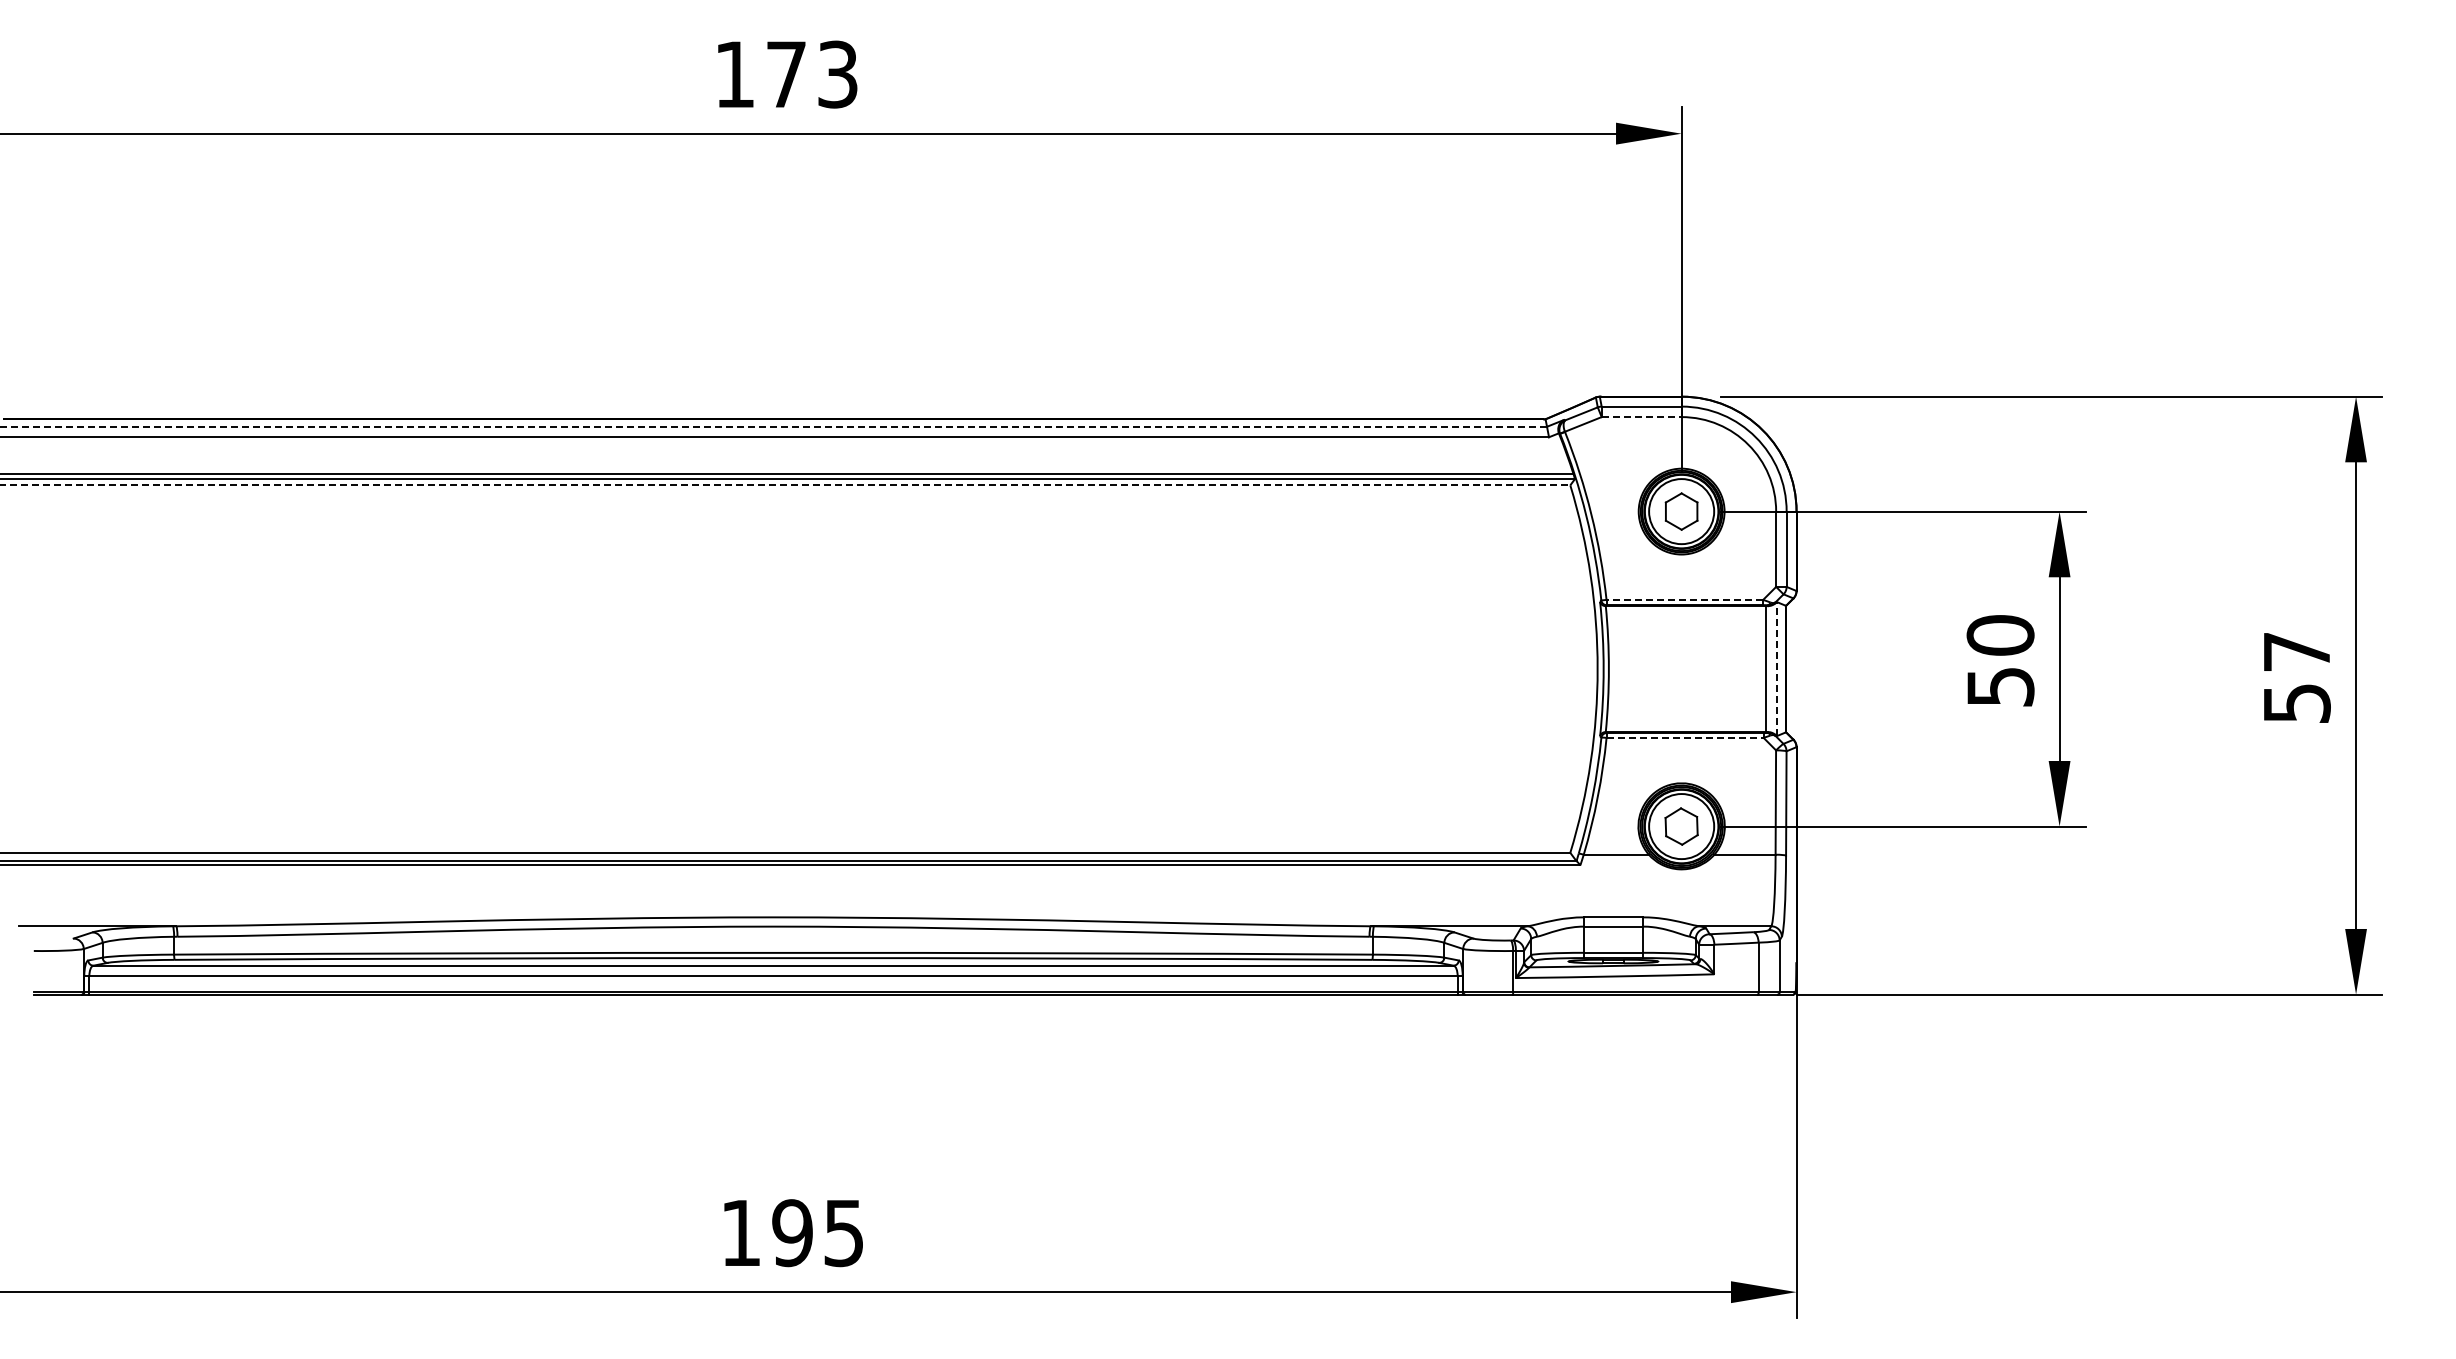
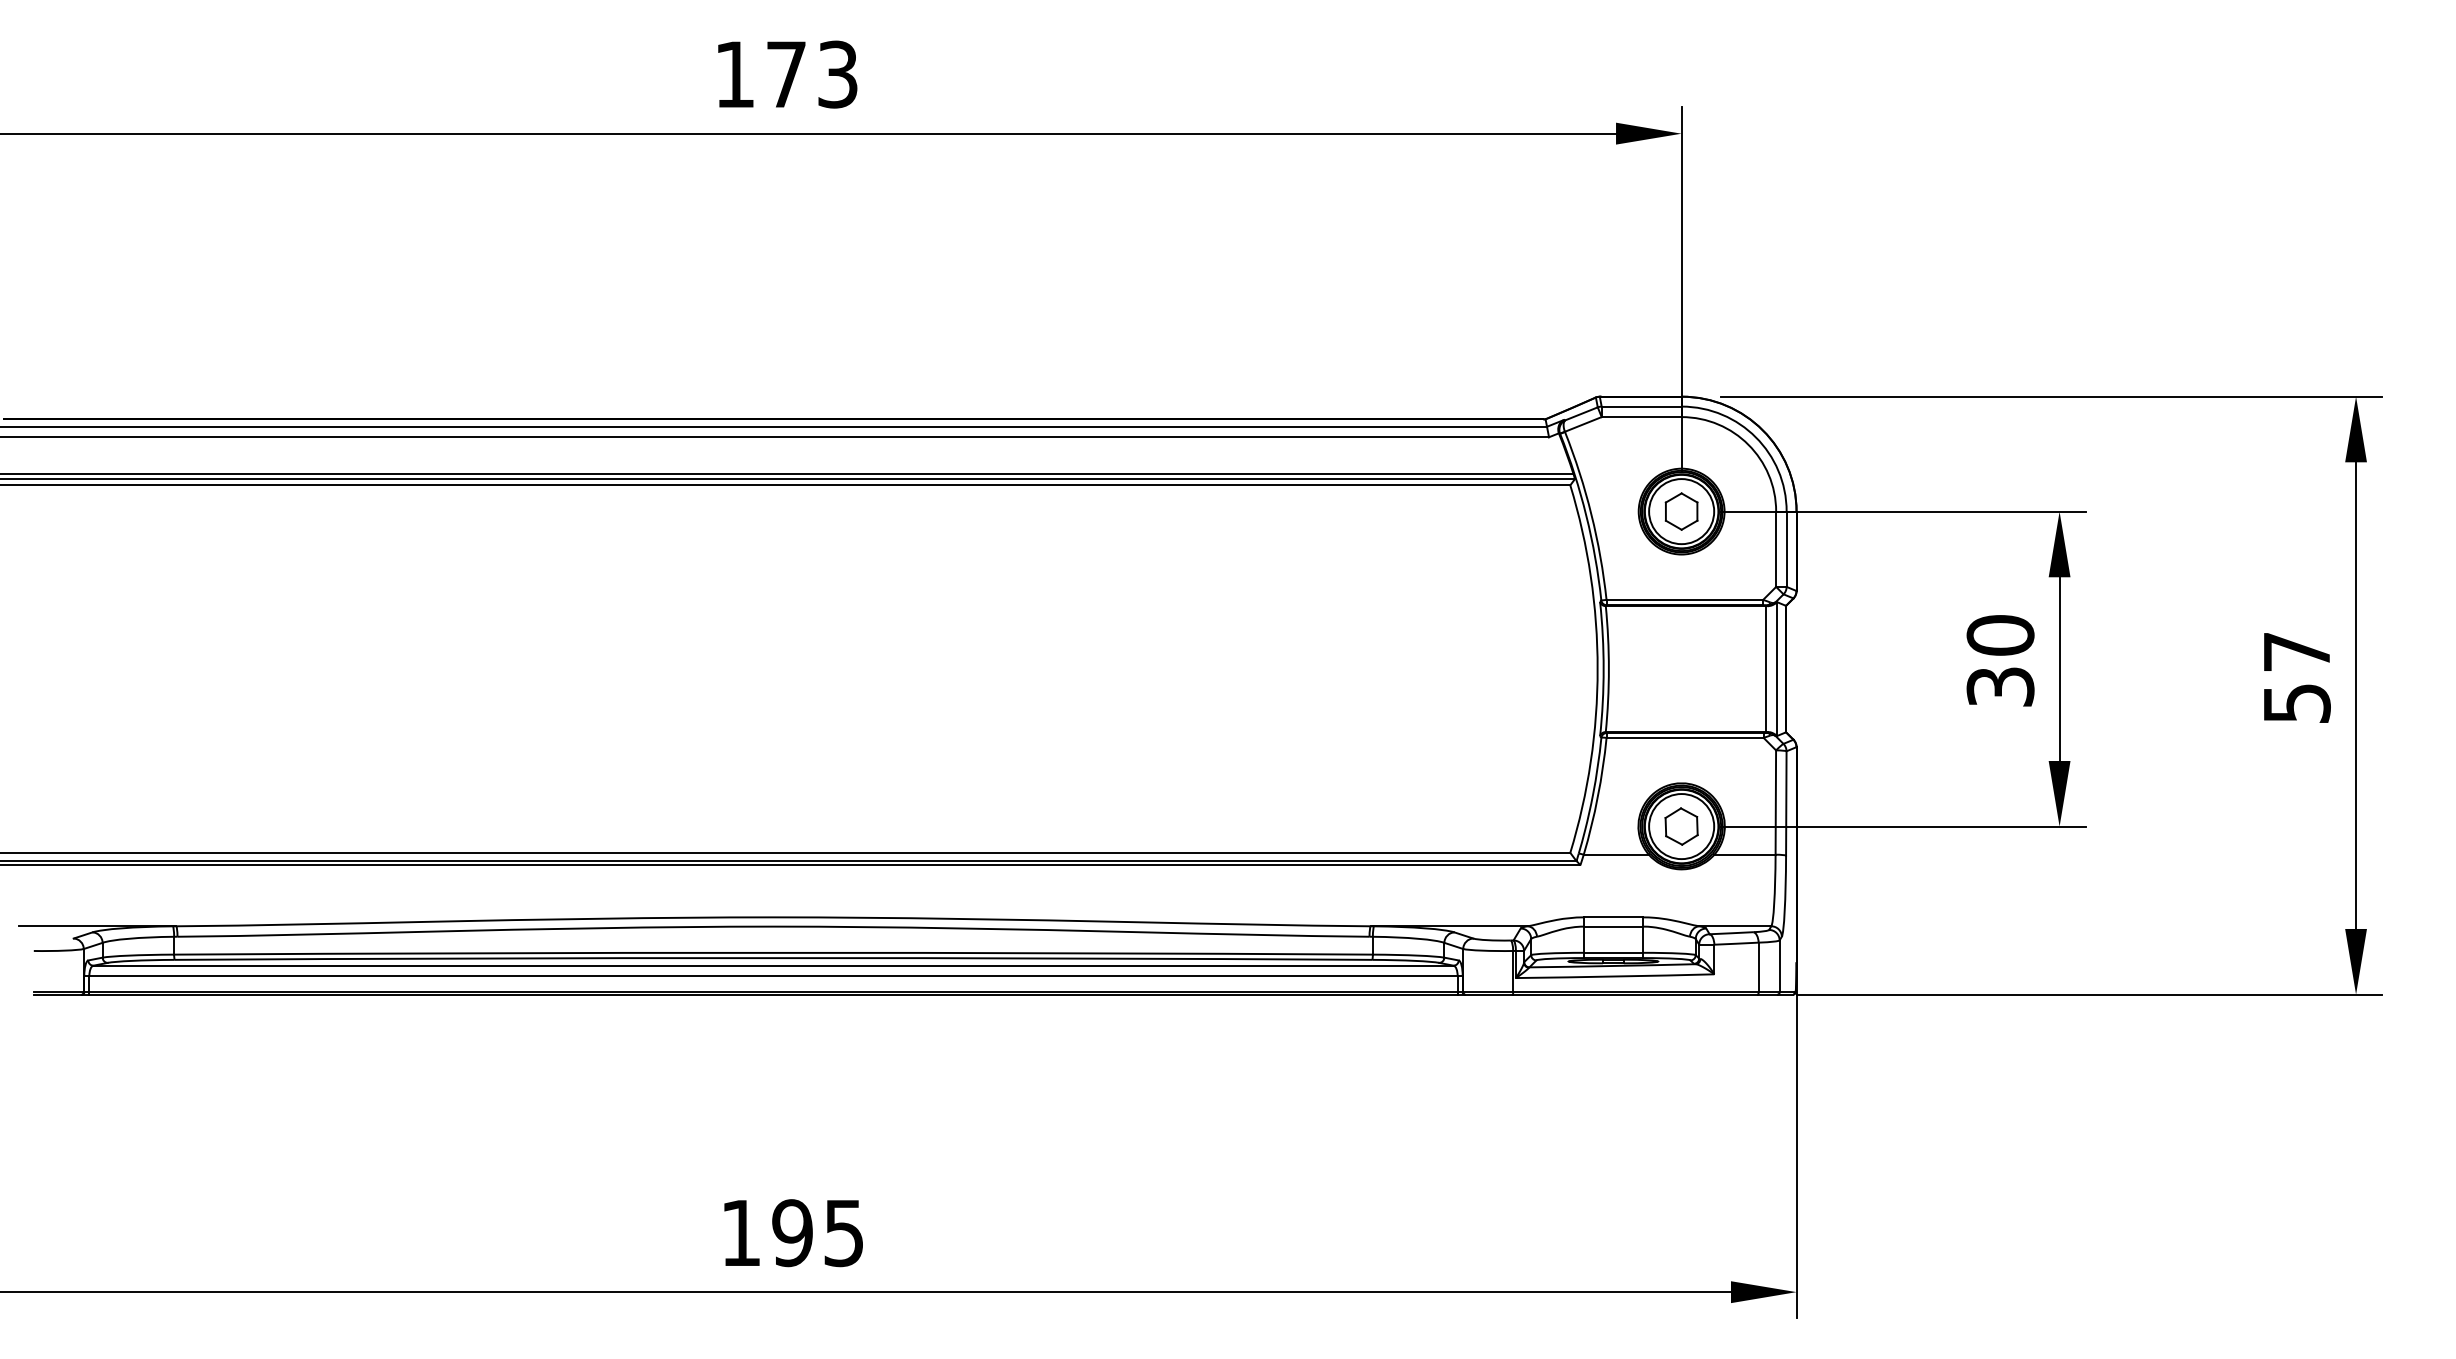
line: dashed -> solid (1641, 417)
line: dashed -> solid (773, 426)
line: dashed -> solid (785, 485)
line: dashed -> solid (1684, 599)
line: dashed -> solid (1776, 669)
text: 50 -> 30 (1999, 686)
line: dashed -> solid (1685, 737)
